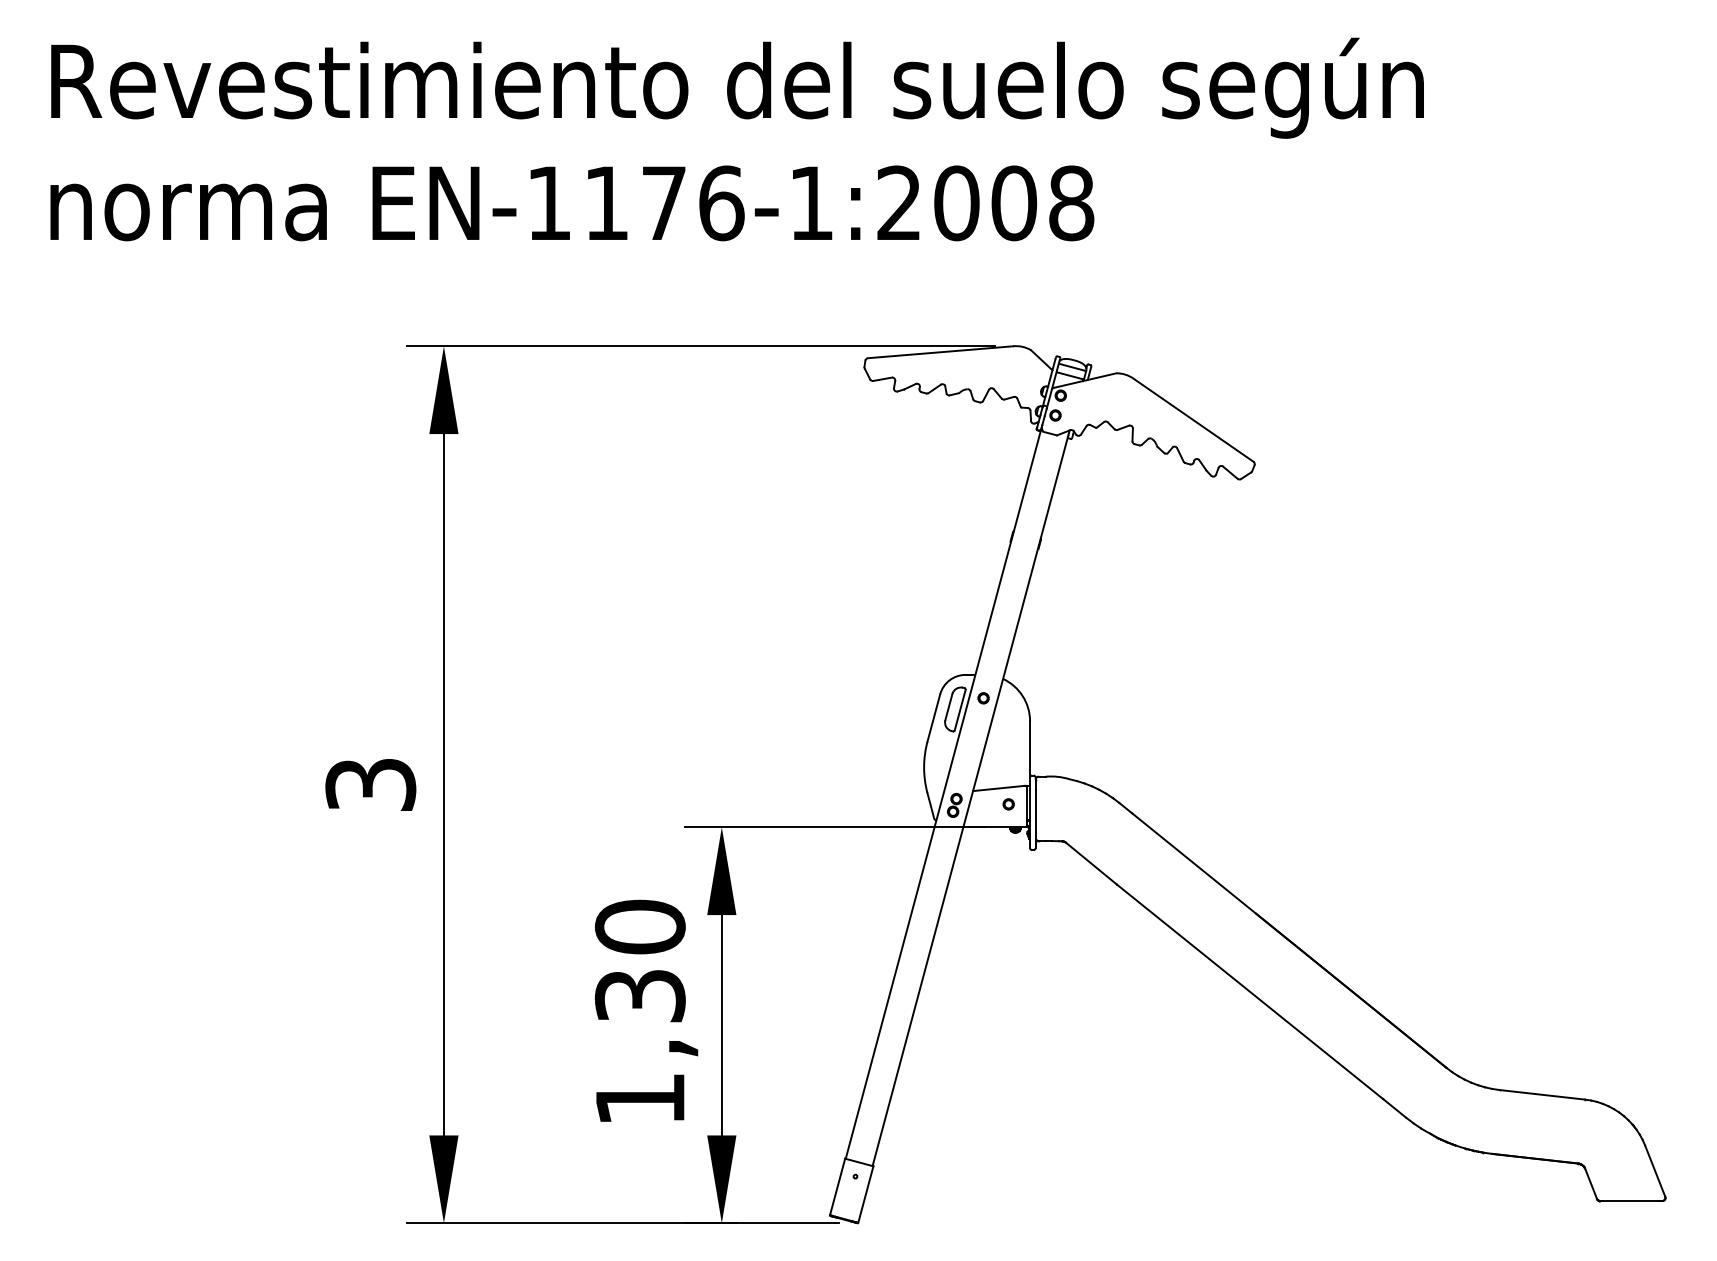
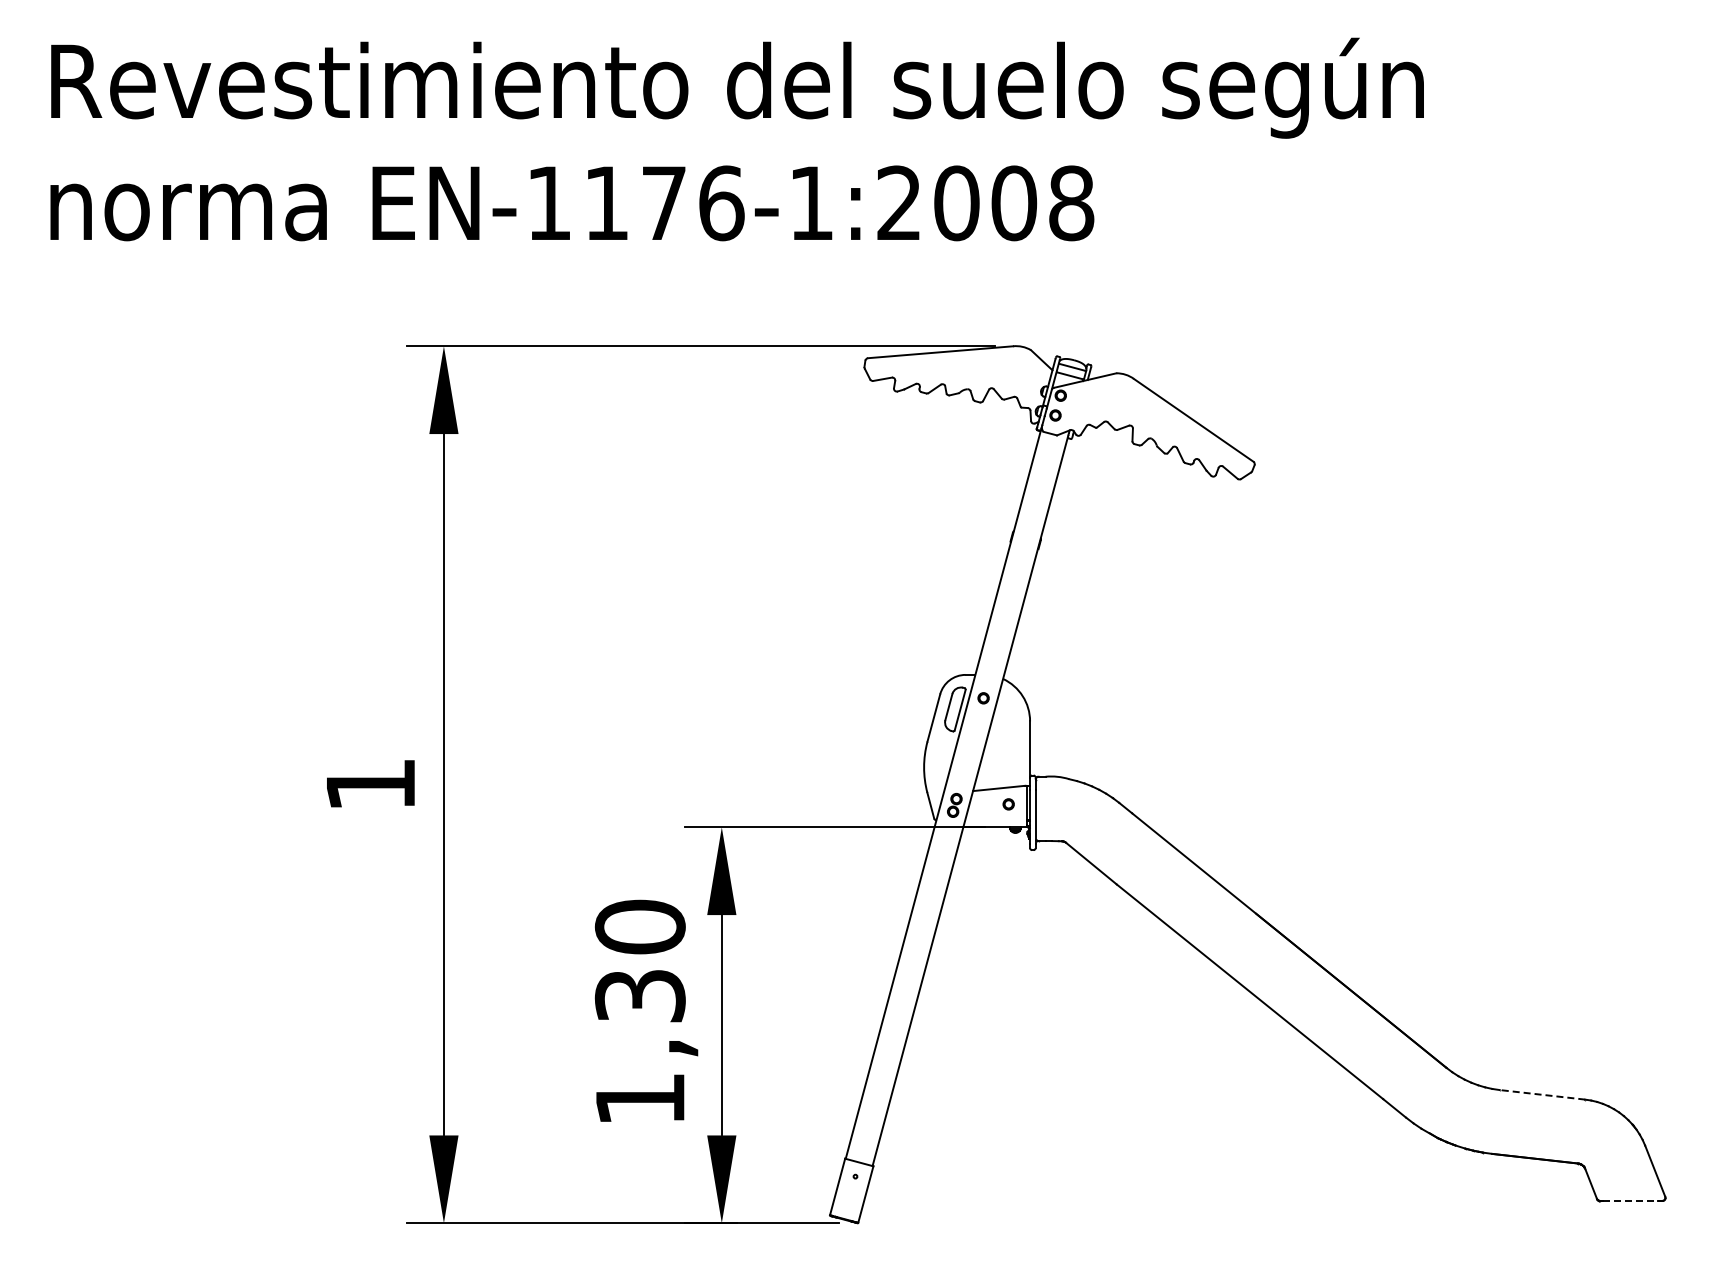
text: 3 -> 1 (370, 784)
line: solid -> dashed (1541, 1094)
line: solid -> dashed (1630, 1200)
